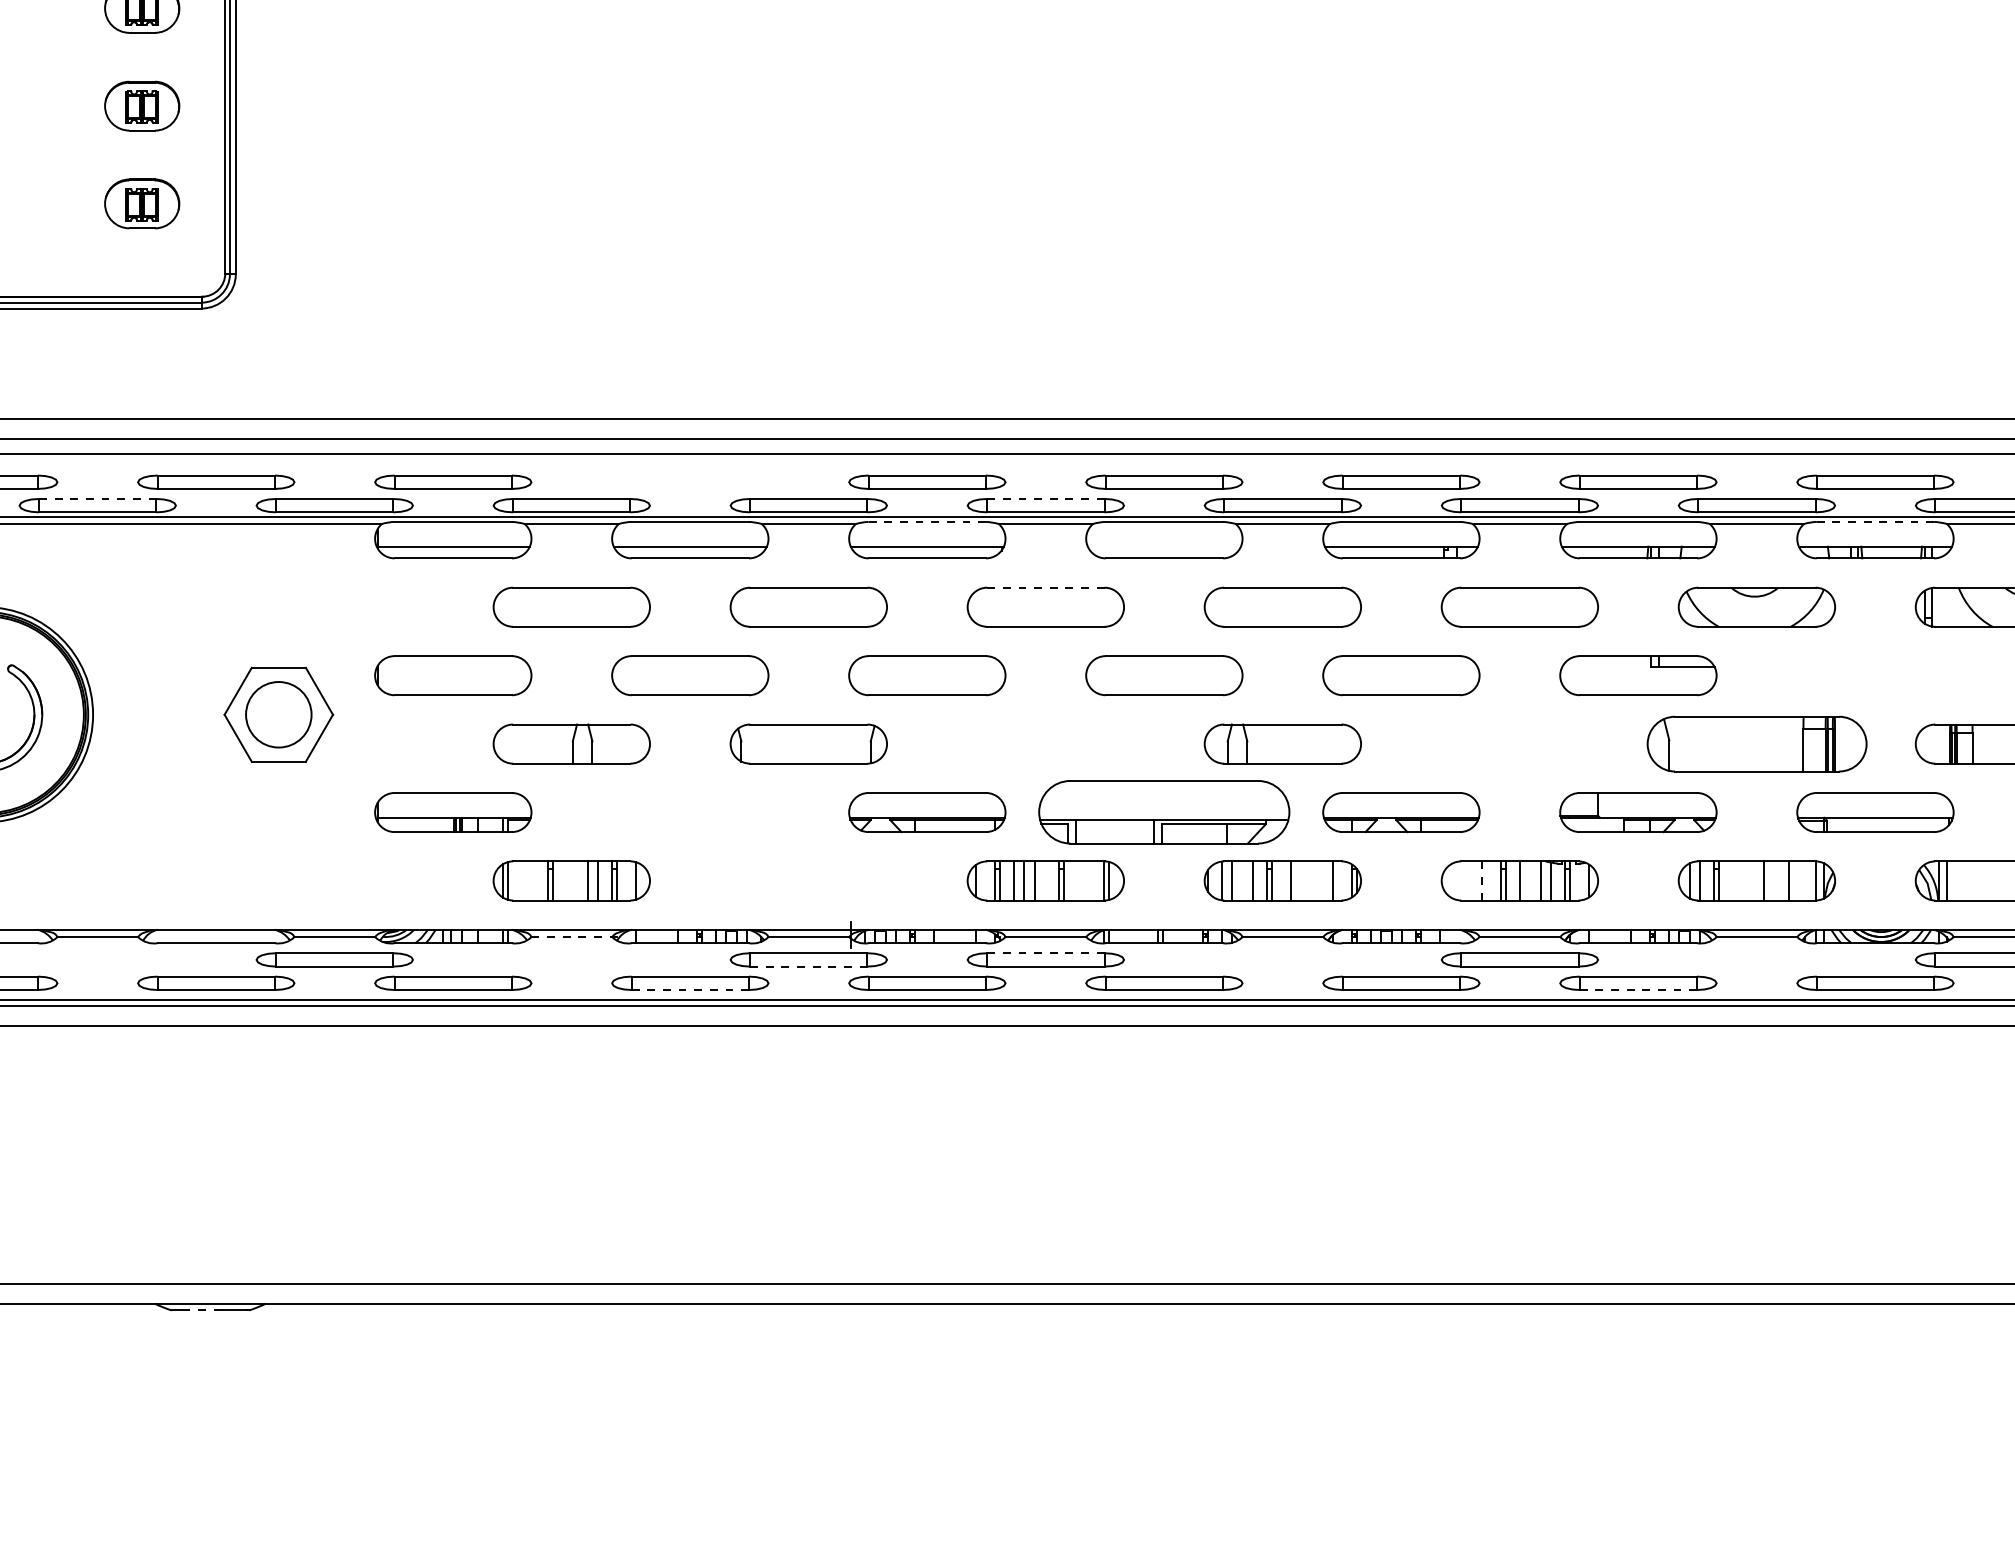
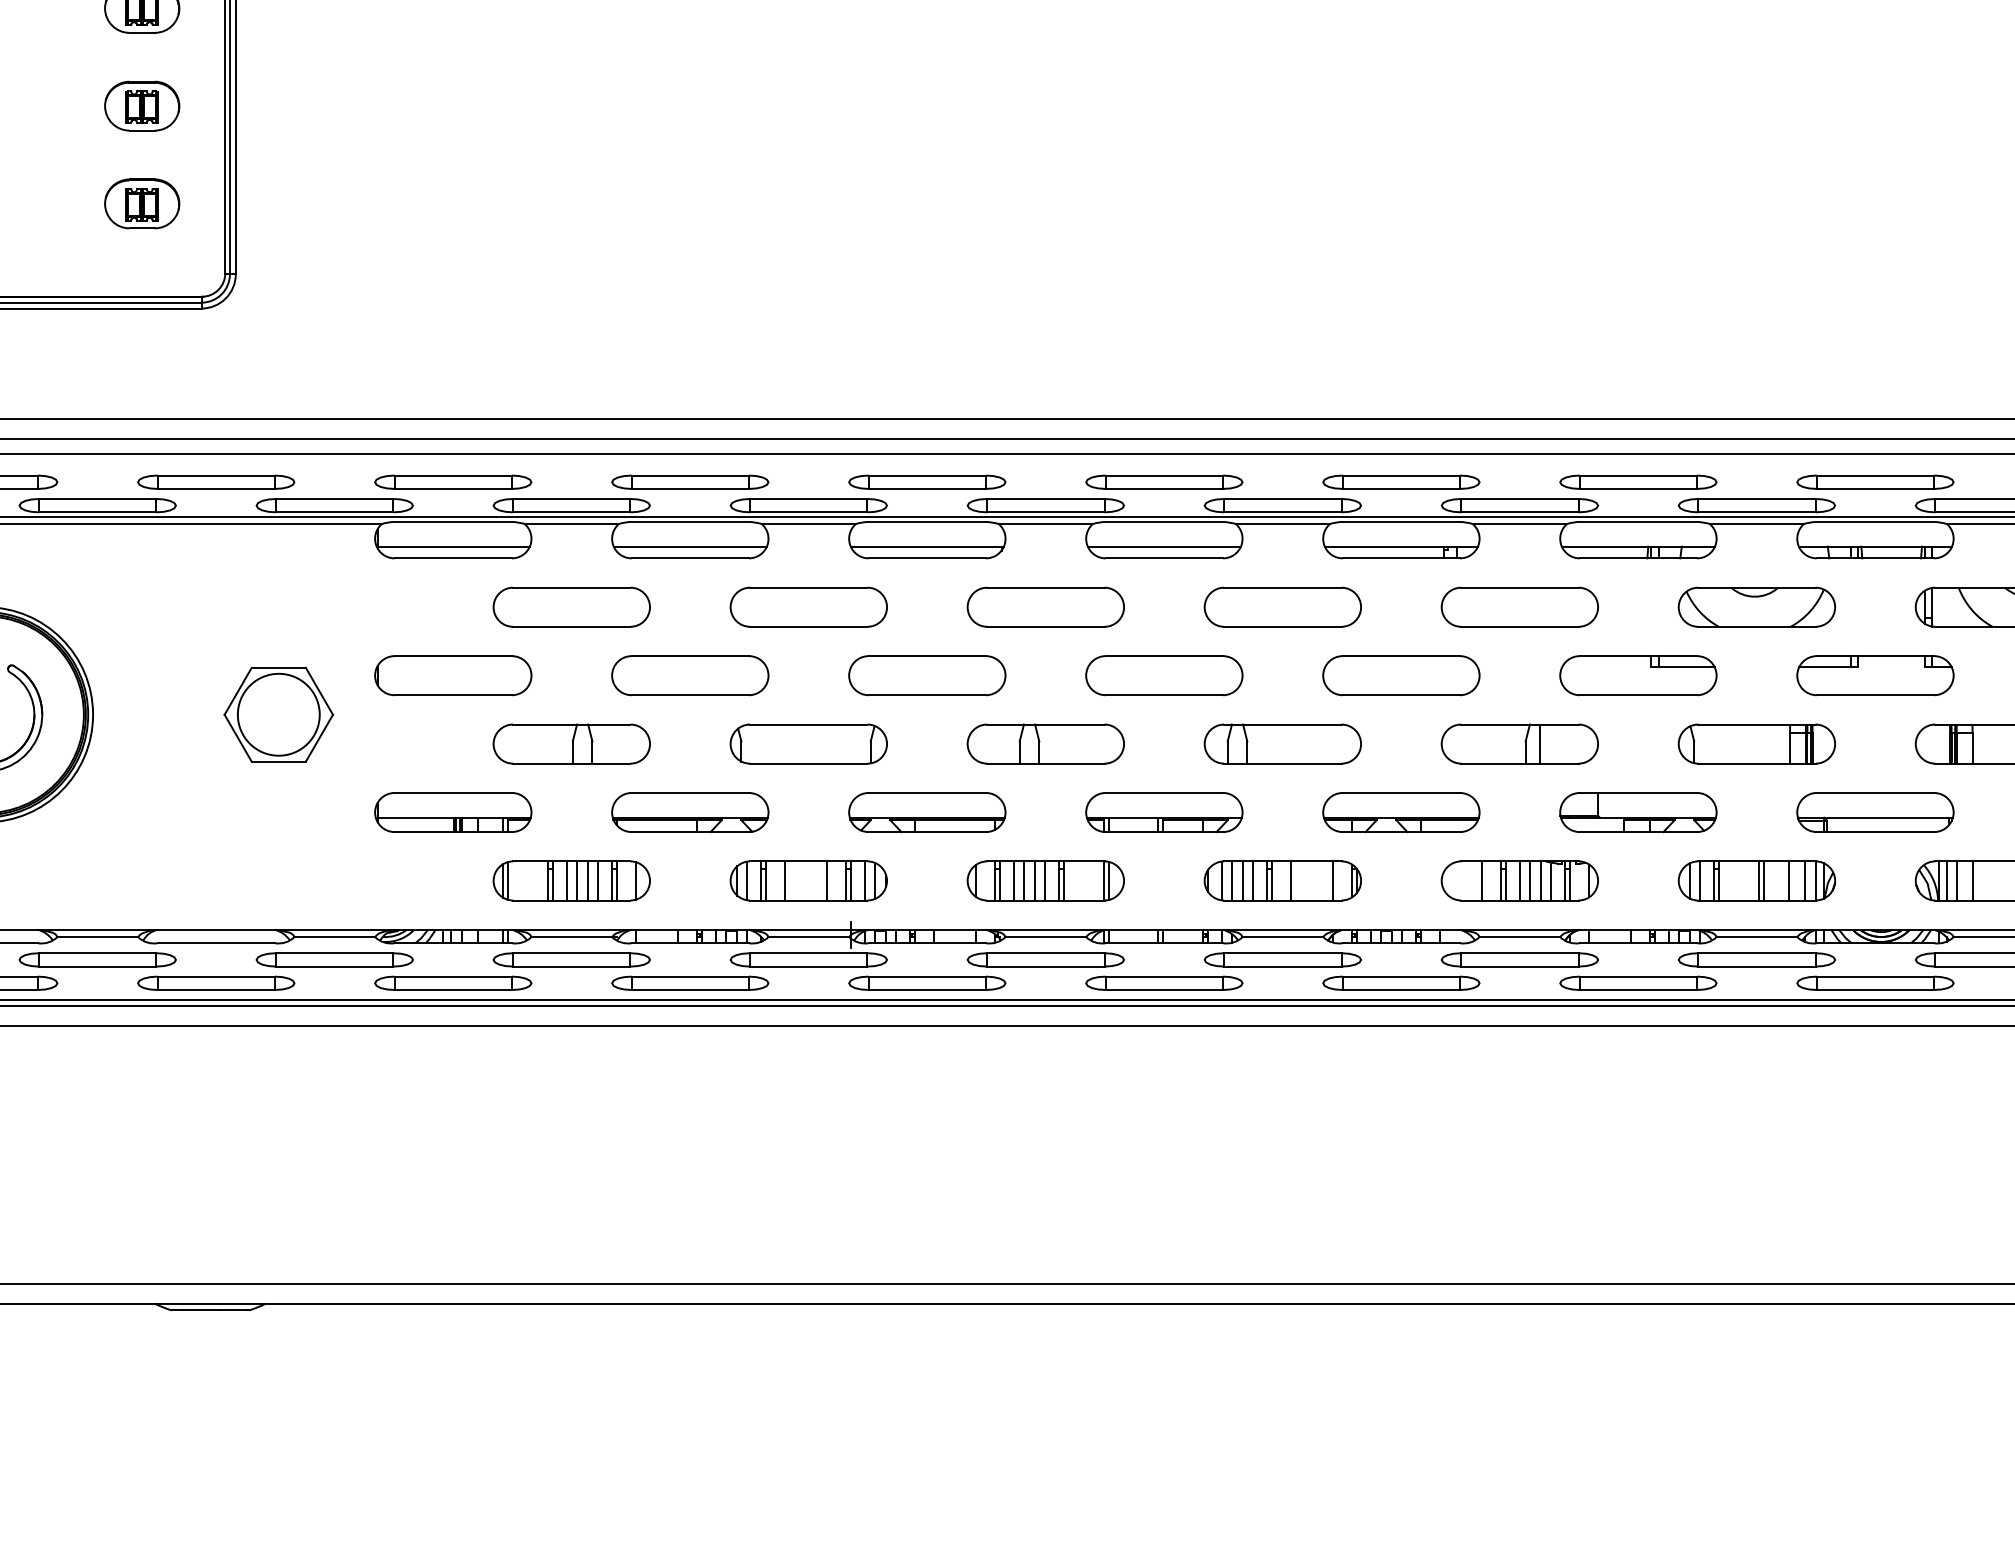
part: none -> present (690, 481)
line: dashed -> solid (97, 498)
line: dashed -> solid (1045, 498)
line: dashed -> solid (927, 521)
line: dashed -> solid (1875, 521)
line: none -> present (1163, 546)
line: dashed -> solid (1045, 587)
part: none -> present (1875, 675)
circle diameter: 66 px -> 82 px (278, 714)
part: none -> present (1045, 743)
part: none -> present (1519, 743)
part size: 222x58 px -> 159x42 px (1756, 743)
part: none -> present (690, 812)
part size: 253x65 px -> 159x42 px (1164, 812)
line: none -> present (566, 880)
line: none -> present (576, 880)
part: none -> present (808, 880)
line: none -> present (1045, 880)
line: none -> present (1243, 880)
line: dashed -> solid (1481, 880)
line: none -> present (1529, 880)
line: none -> present (1758, 880)
line: none -> present (1805, 880)
line: none -> present (1957, 880)
line: none -> present (1973, 880)
line: dashed -> solid (572, 937)
line: dashed -> solid (1045, 953)
part: none -> present (97, 959)
part: none -> present (571, 959)
part: none -> present (1282, 959)
part: none -> present (1756, 959)
line: dashed -> solid (808, 966)
line: dashed -> solid (690, 990)
line: dashed -> solid (1638, 990)
line: dashed -> solid (200, 1310)
